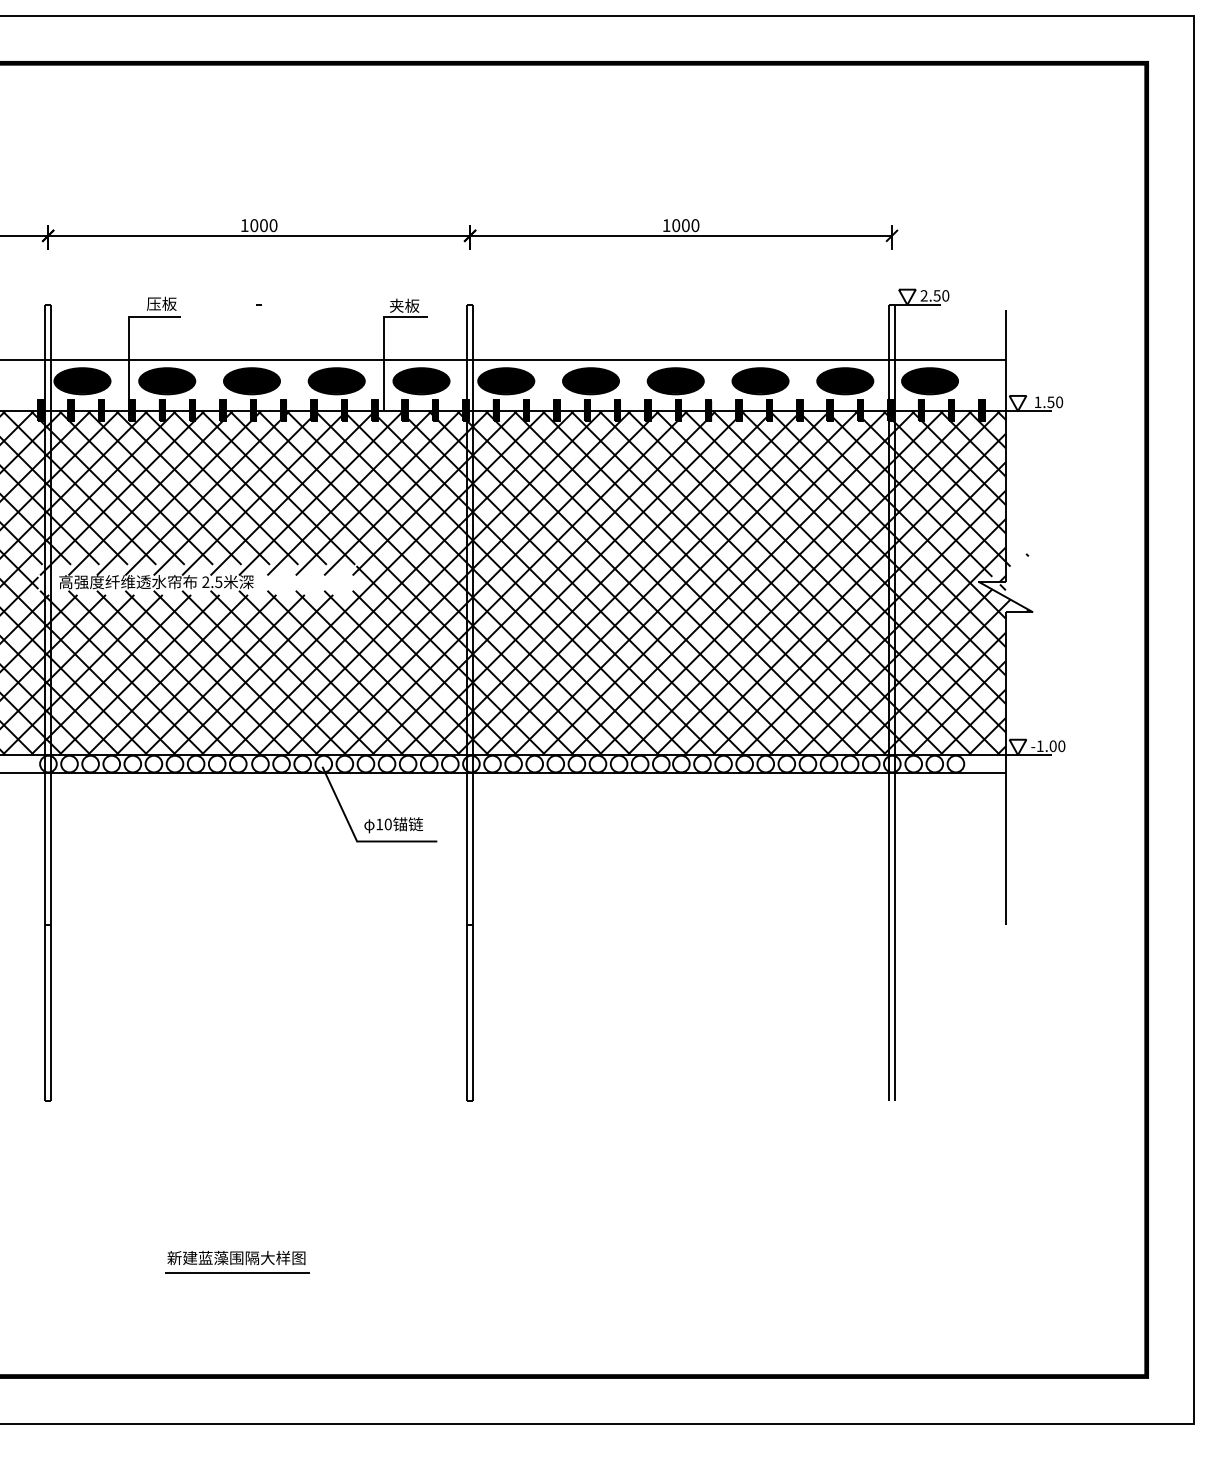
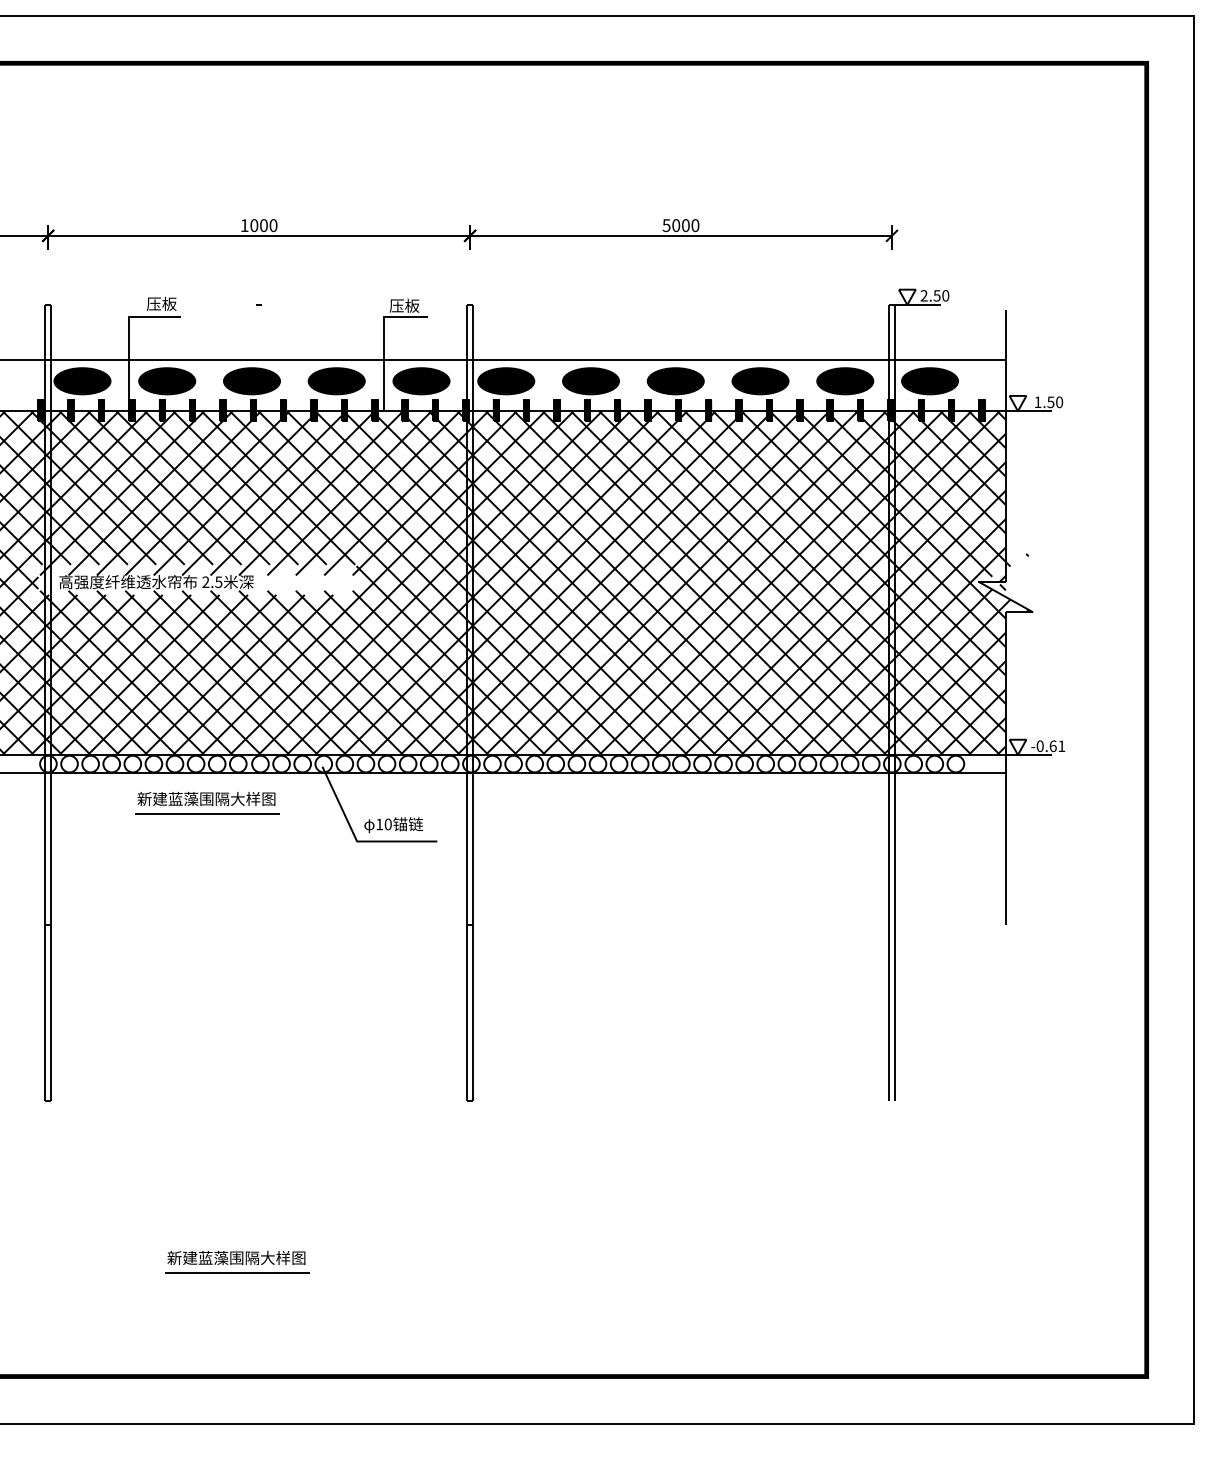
text: 1000 -> 5000 (666, 225)
text: 夹板 -> 压板 (396, 305)
text: -1.00 -> -0.61 (1050, 746)
part: none -> present (207, 802)
